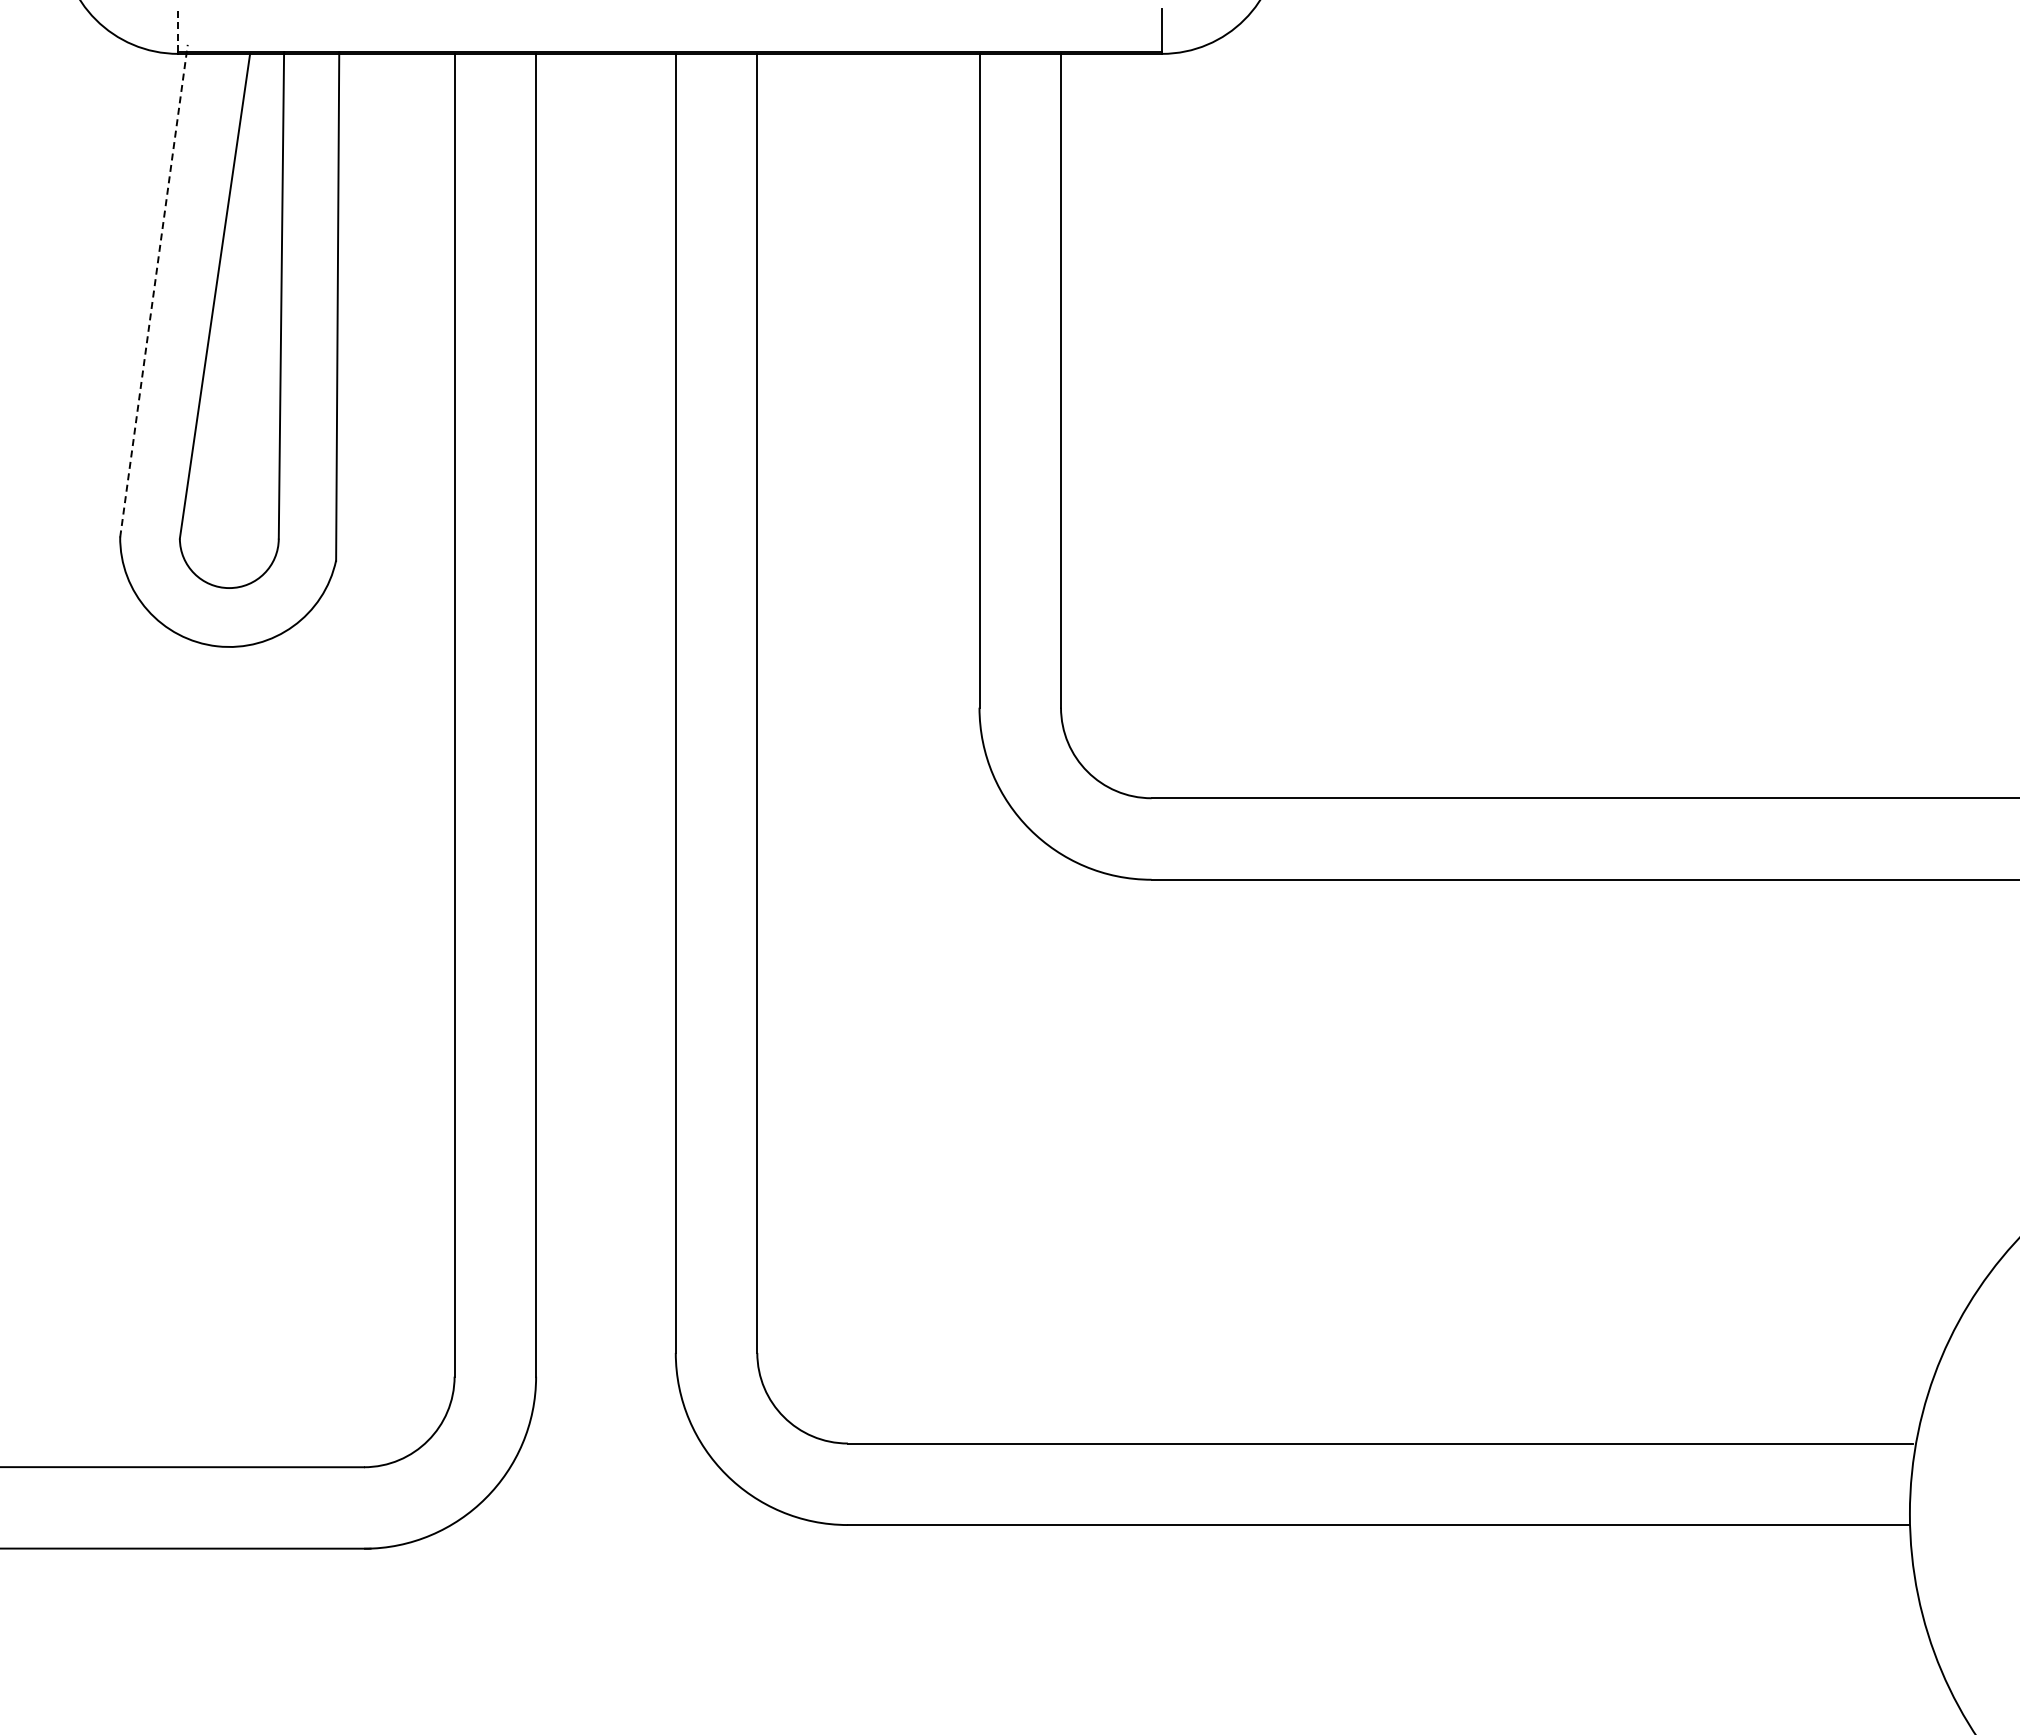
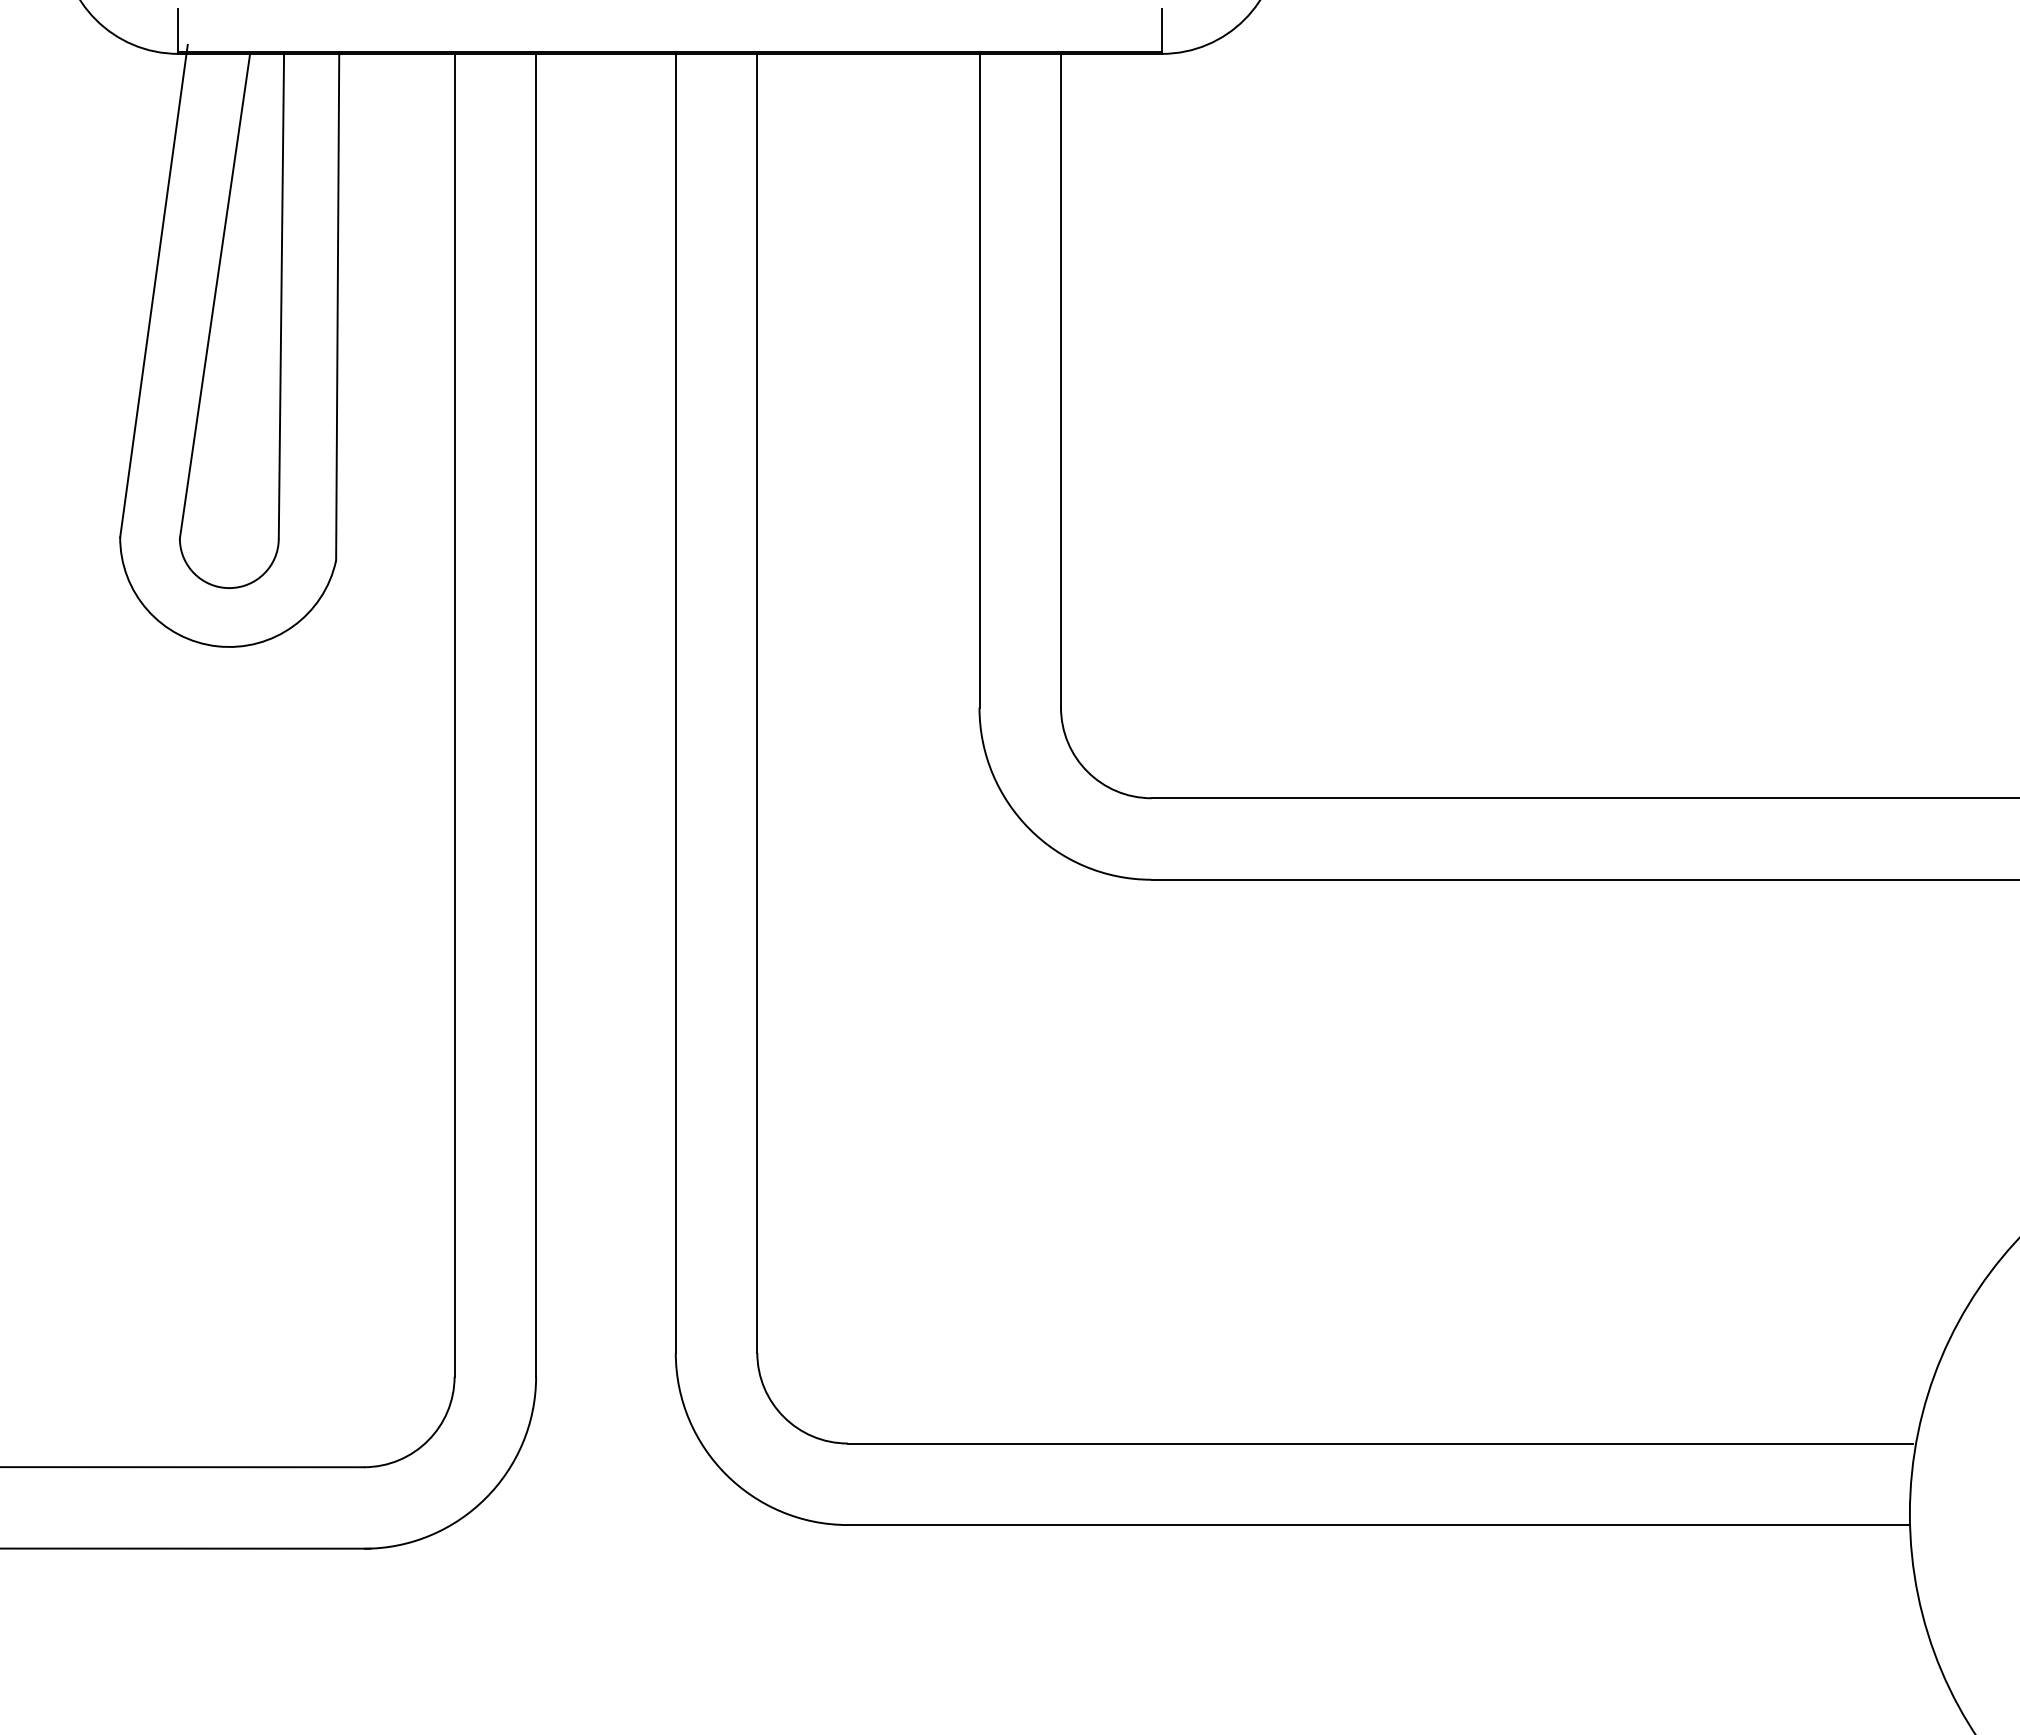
line: dashed -> solid (178, 30)
line: dashed -> solid (153, 291)
